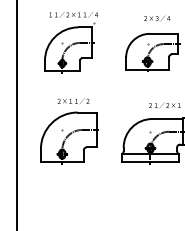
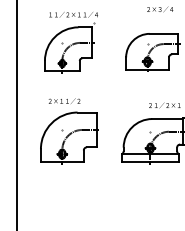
text position: (157, 18) -> (160, 9) (160, 9)
text position: (73, 100) -> (64, 100) (64, 100)
